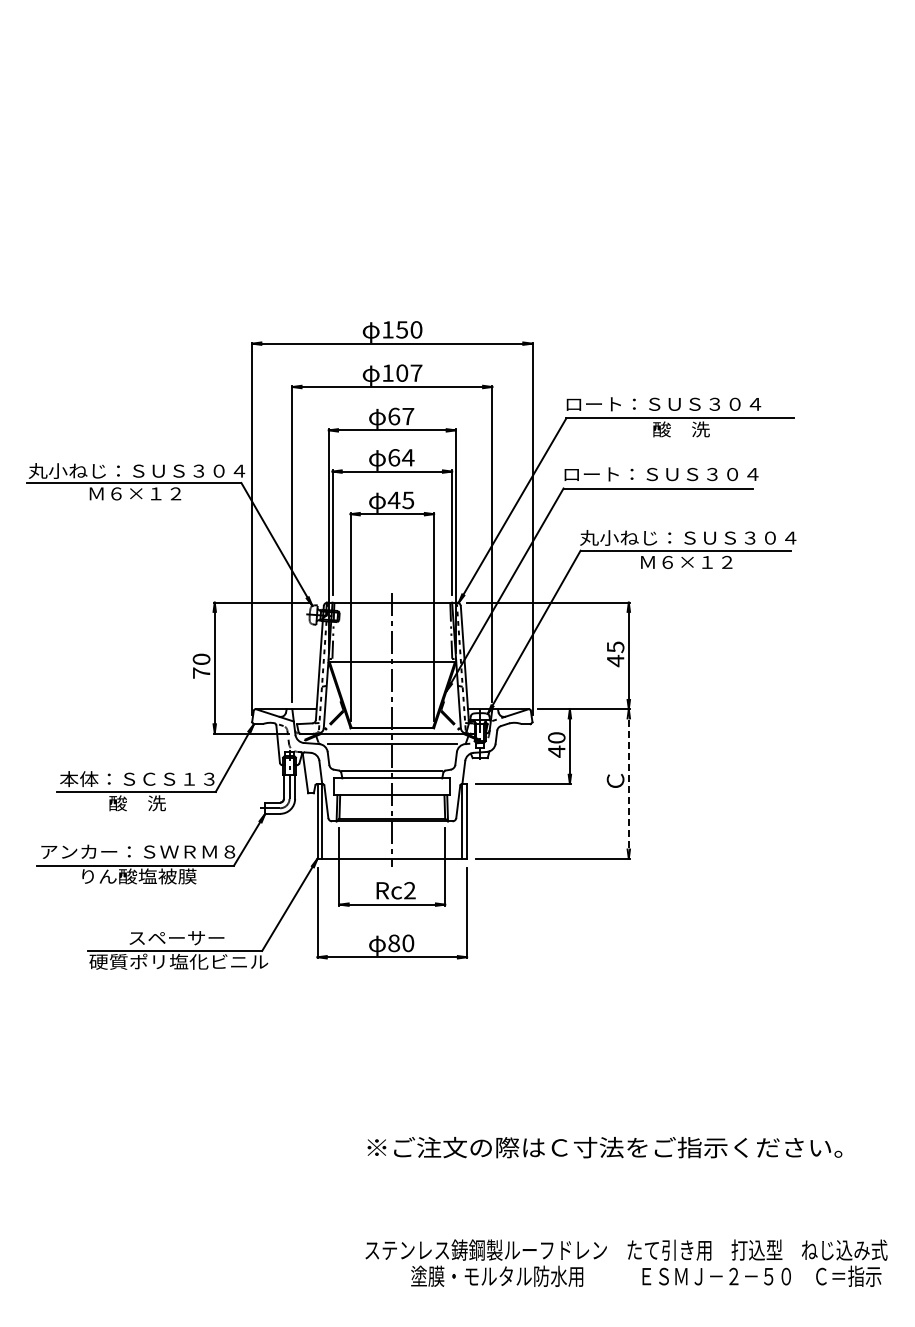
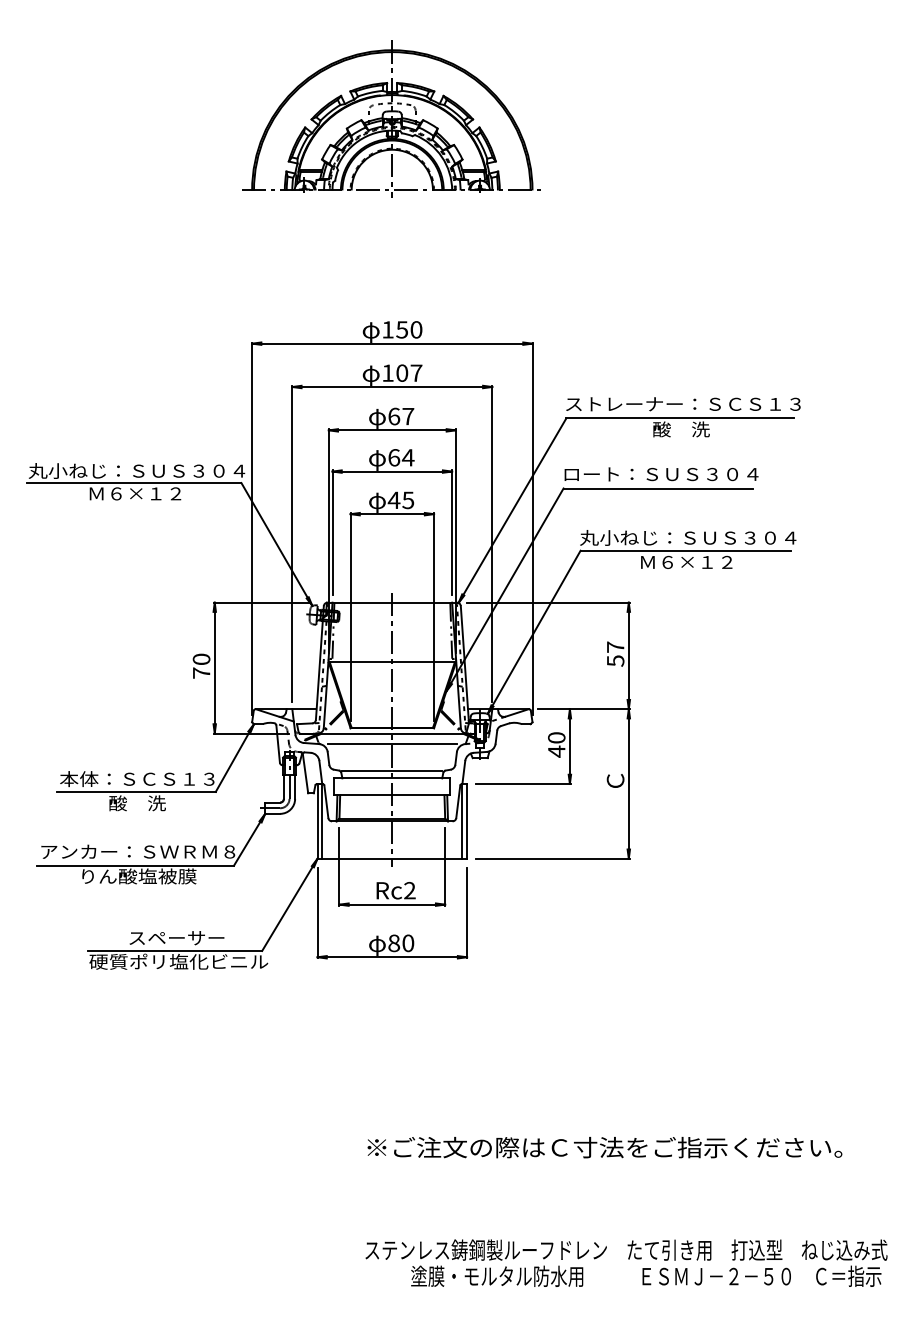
part: none -> present (391, 118)
text: ロート：ＳＵＳ３０４ -> ストレーナー：ＳＣＳ１３ (683, 404)
text: 45 -> 57 (615, 654)
line: dashed -> solid (628, 783)
